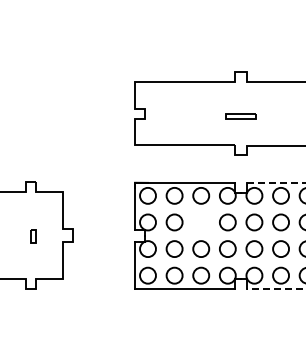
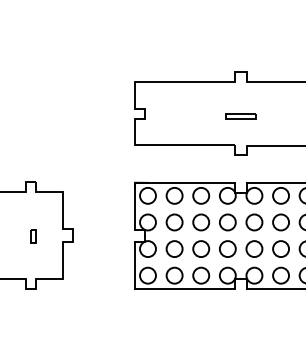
line: dashed -> solid (276, 182)
circle: none -> present (201, 222)
line: dashed -> solid (275, 288)
